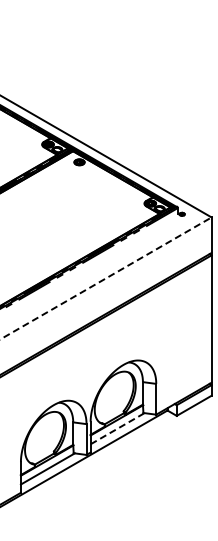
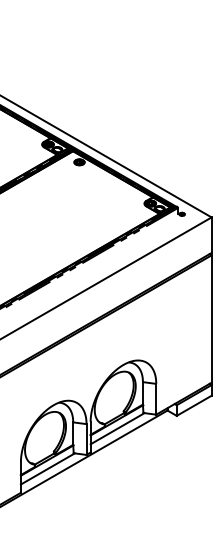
line: dashed -> solid (106, 278)
line: dashed -> solid (118, 428)
